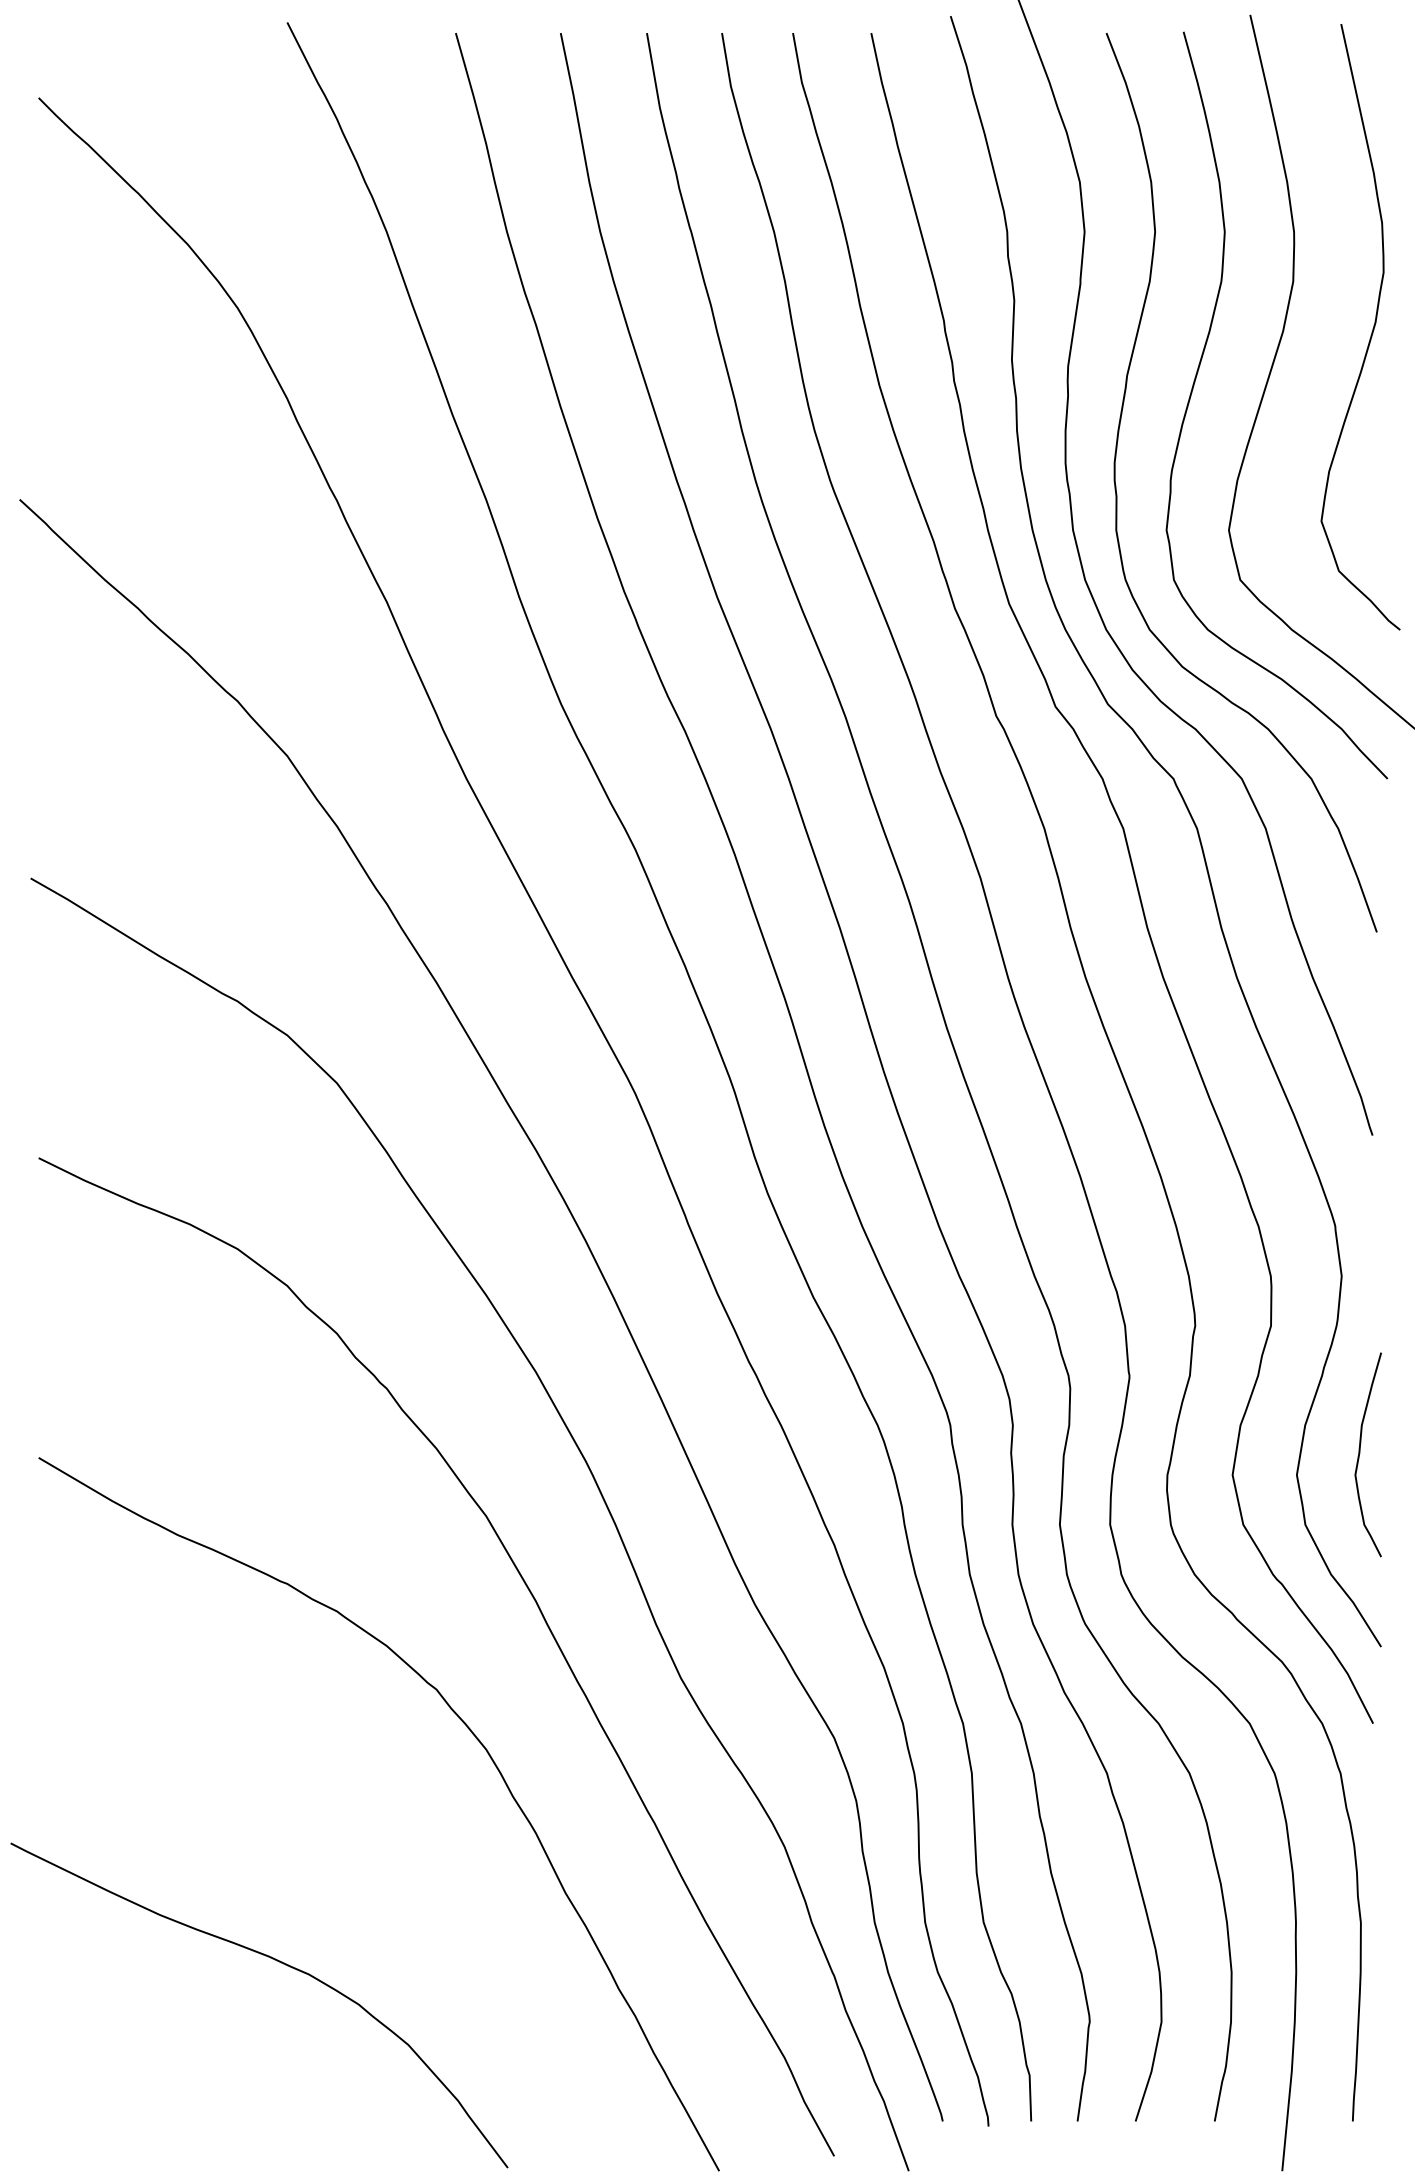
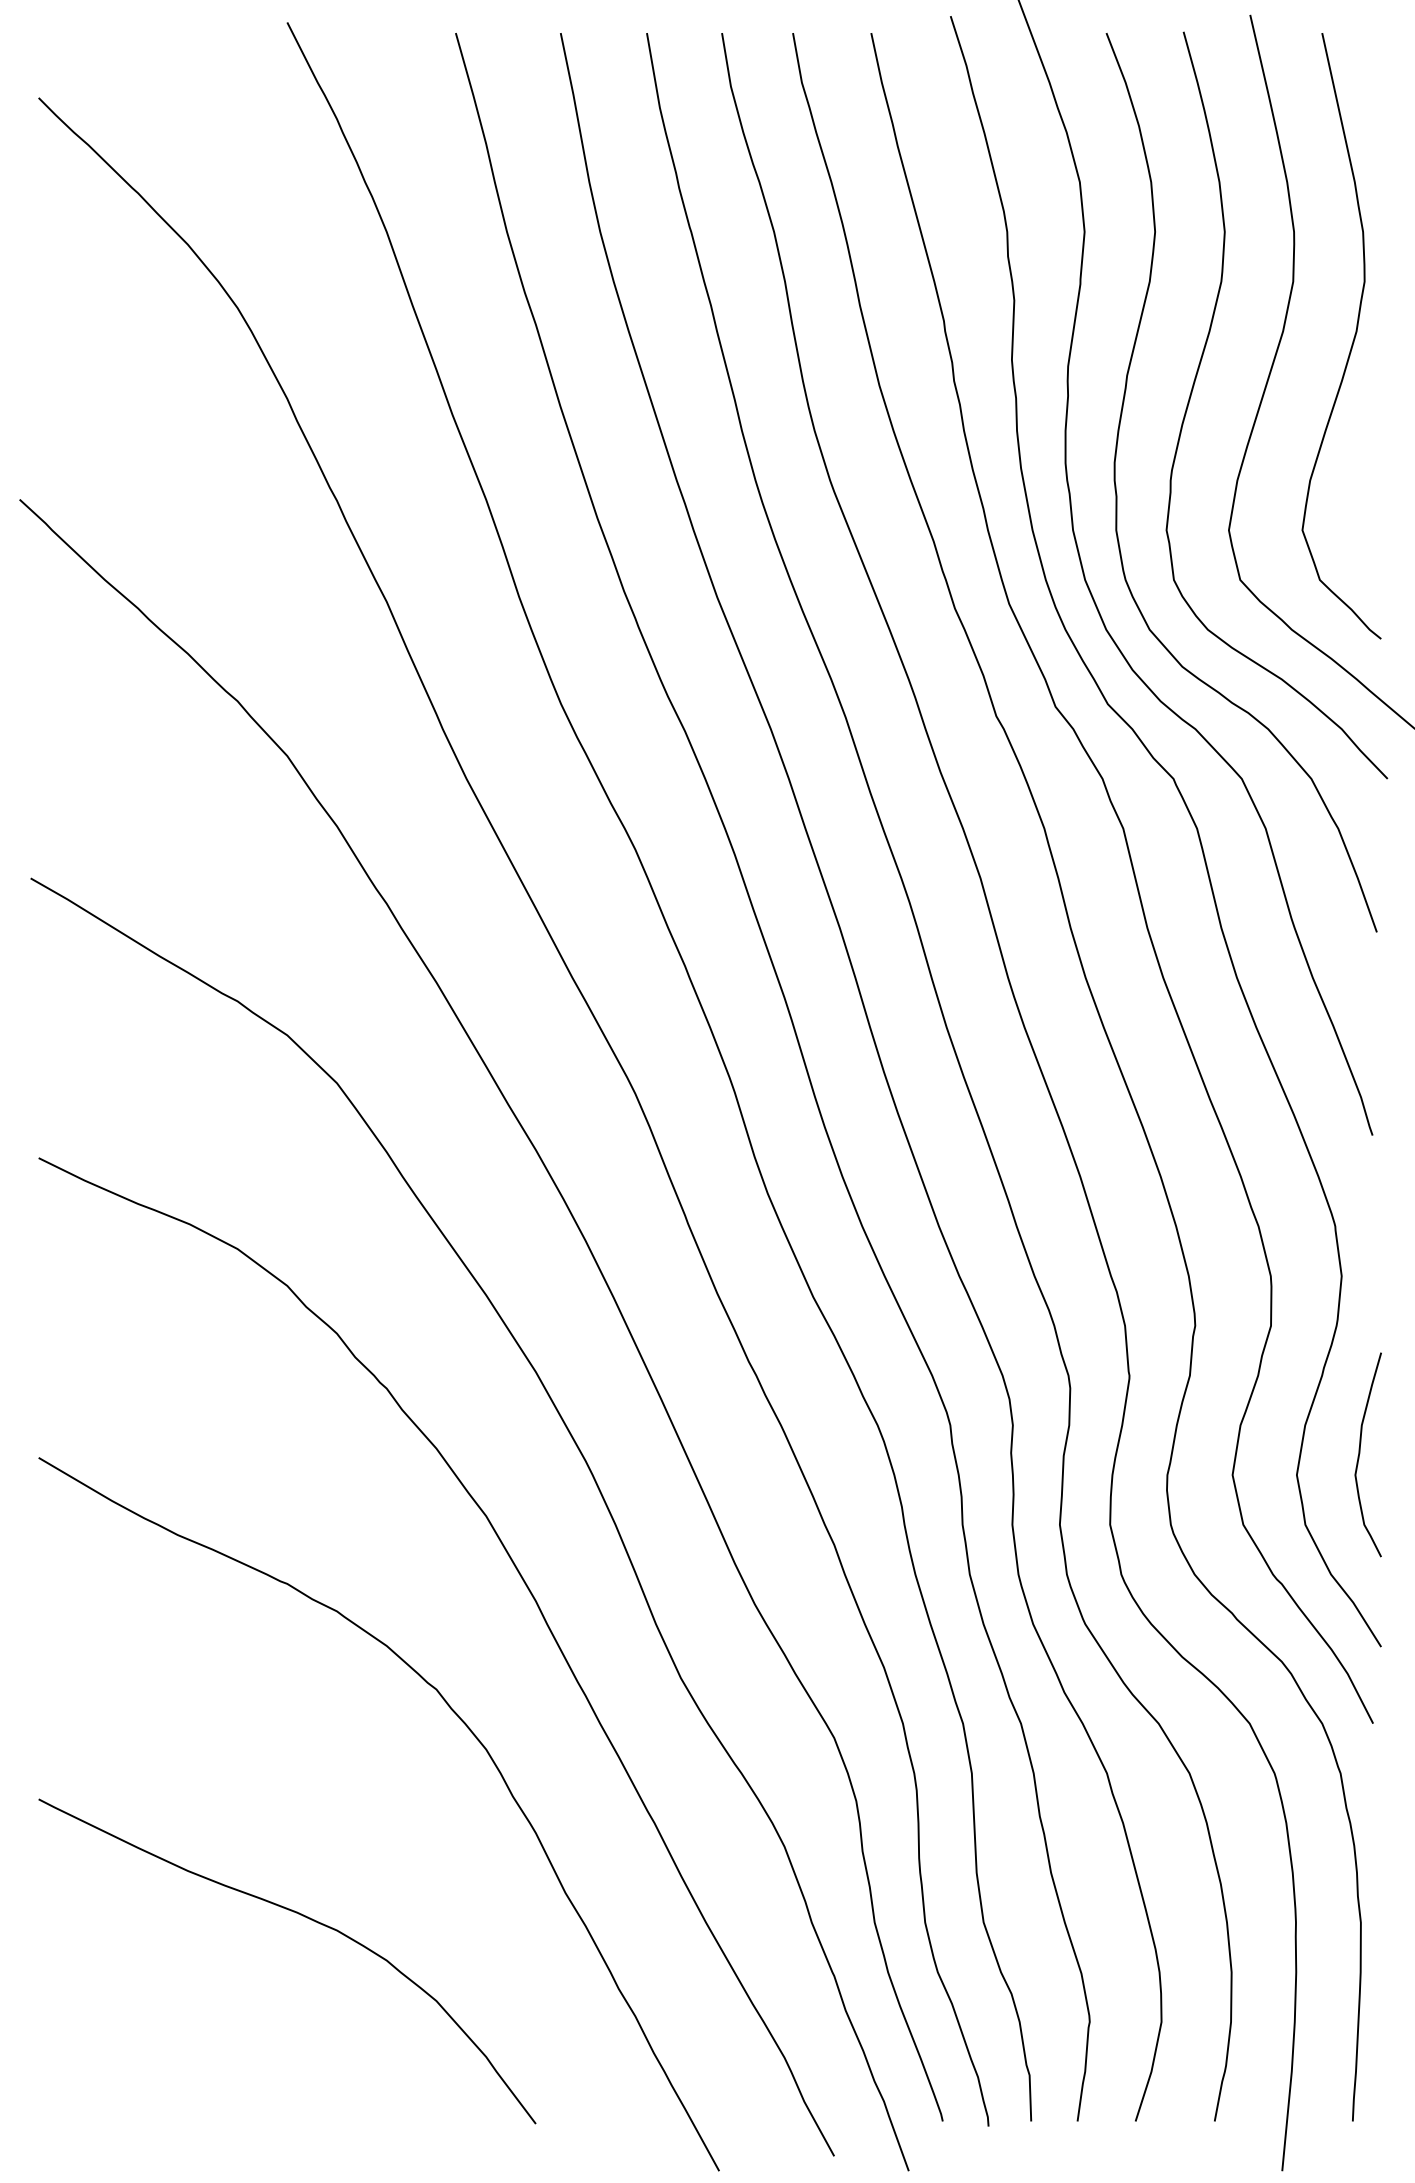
curve position: (1372, 328) -> (1353, 337) (1353, 337)
curve position: (281, 1963) -> (309, 1919) (309, 1919)
